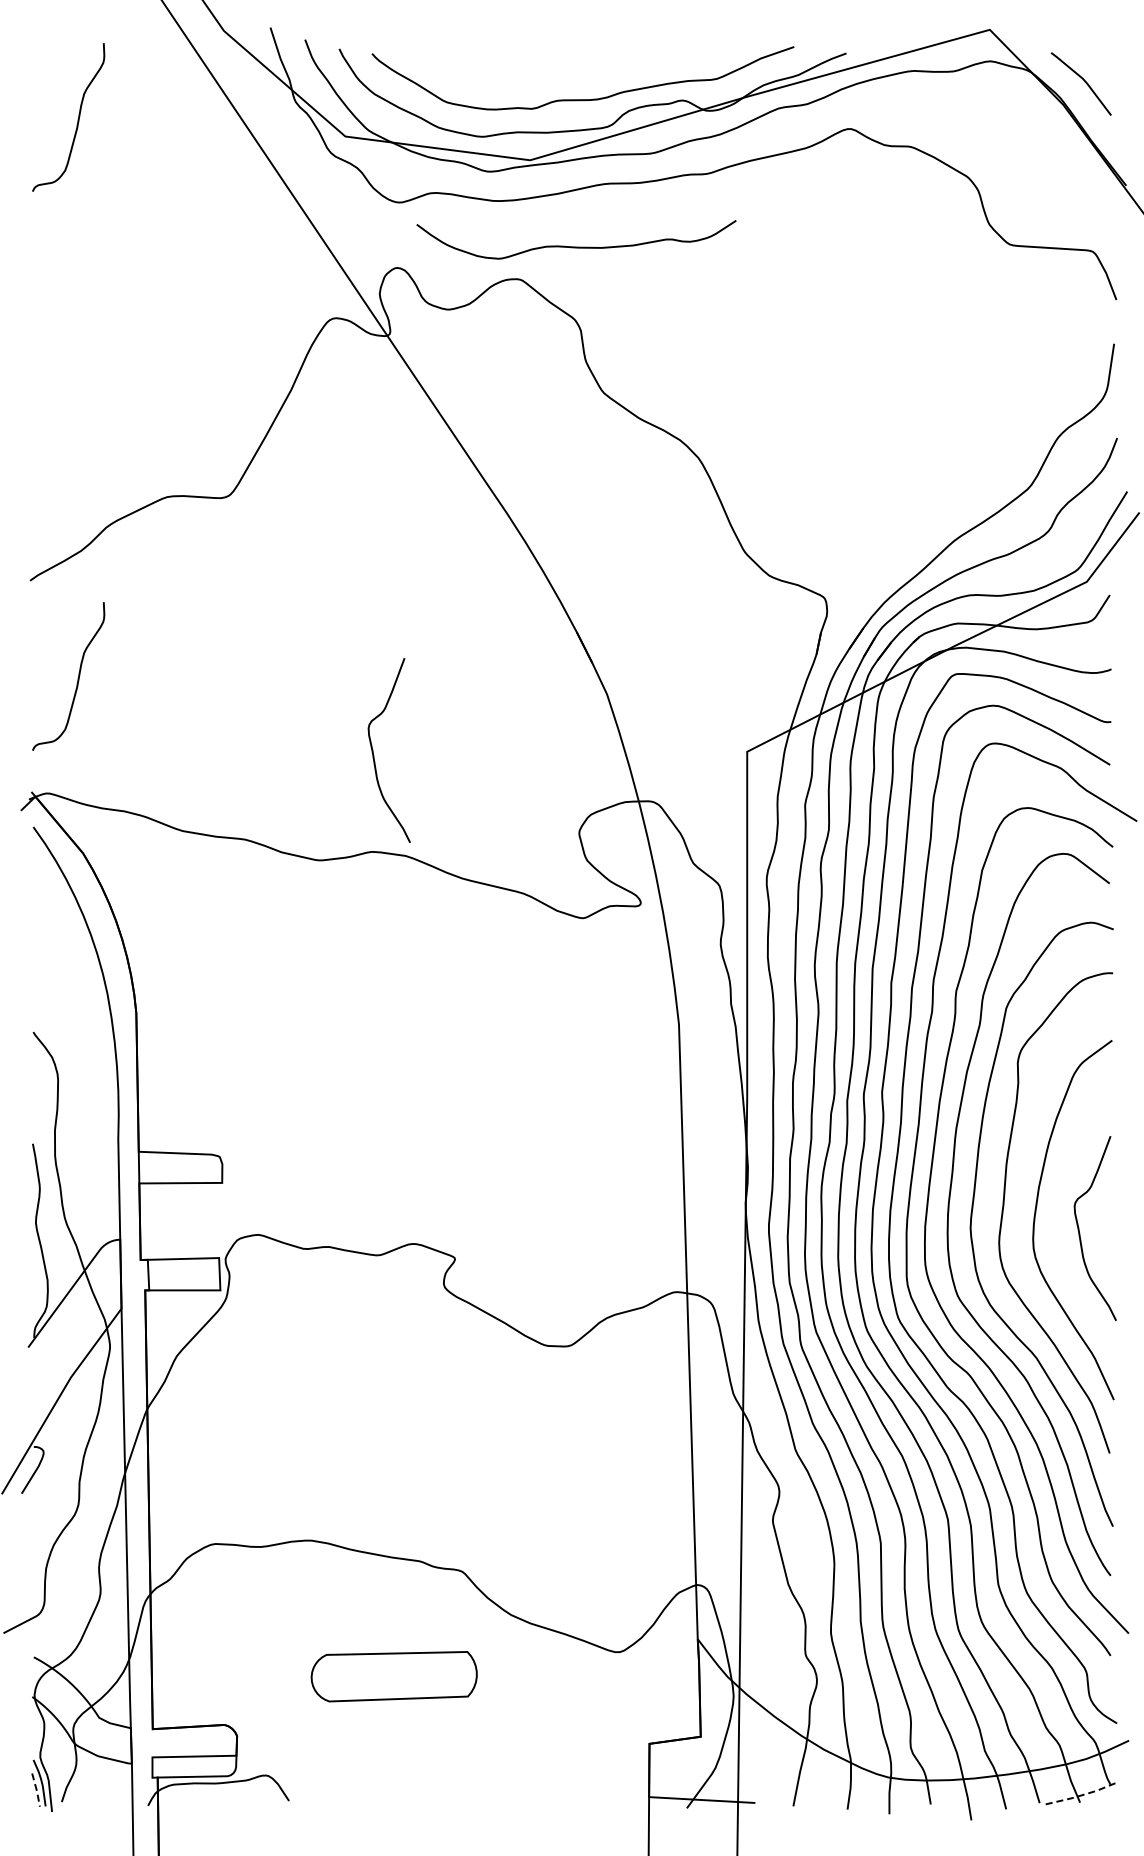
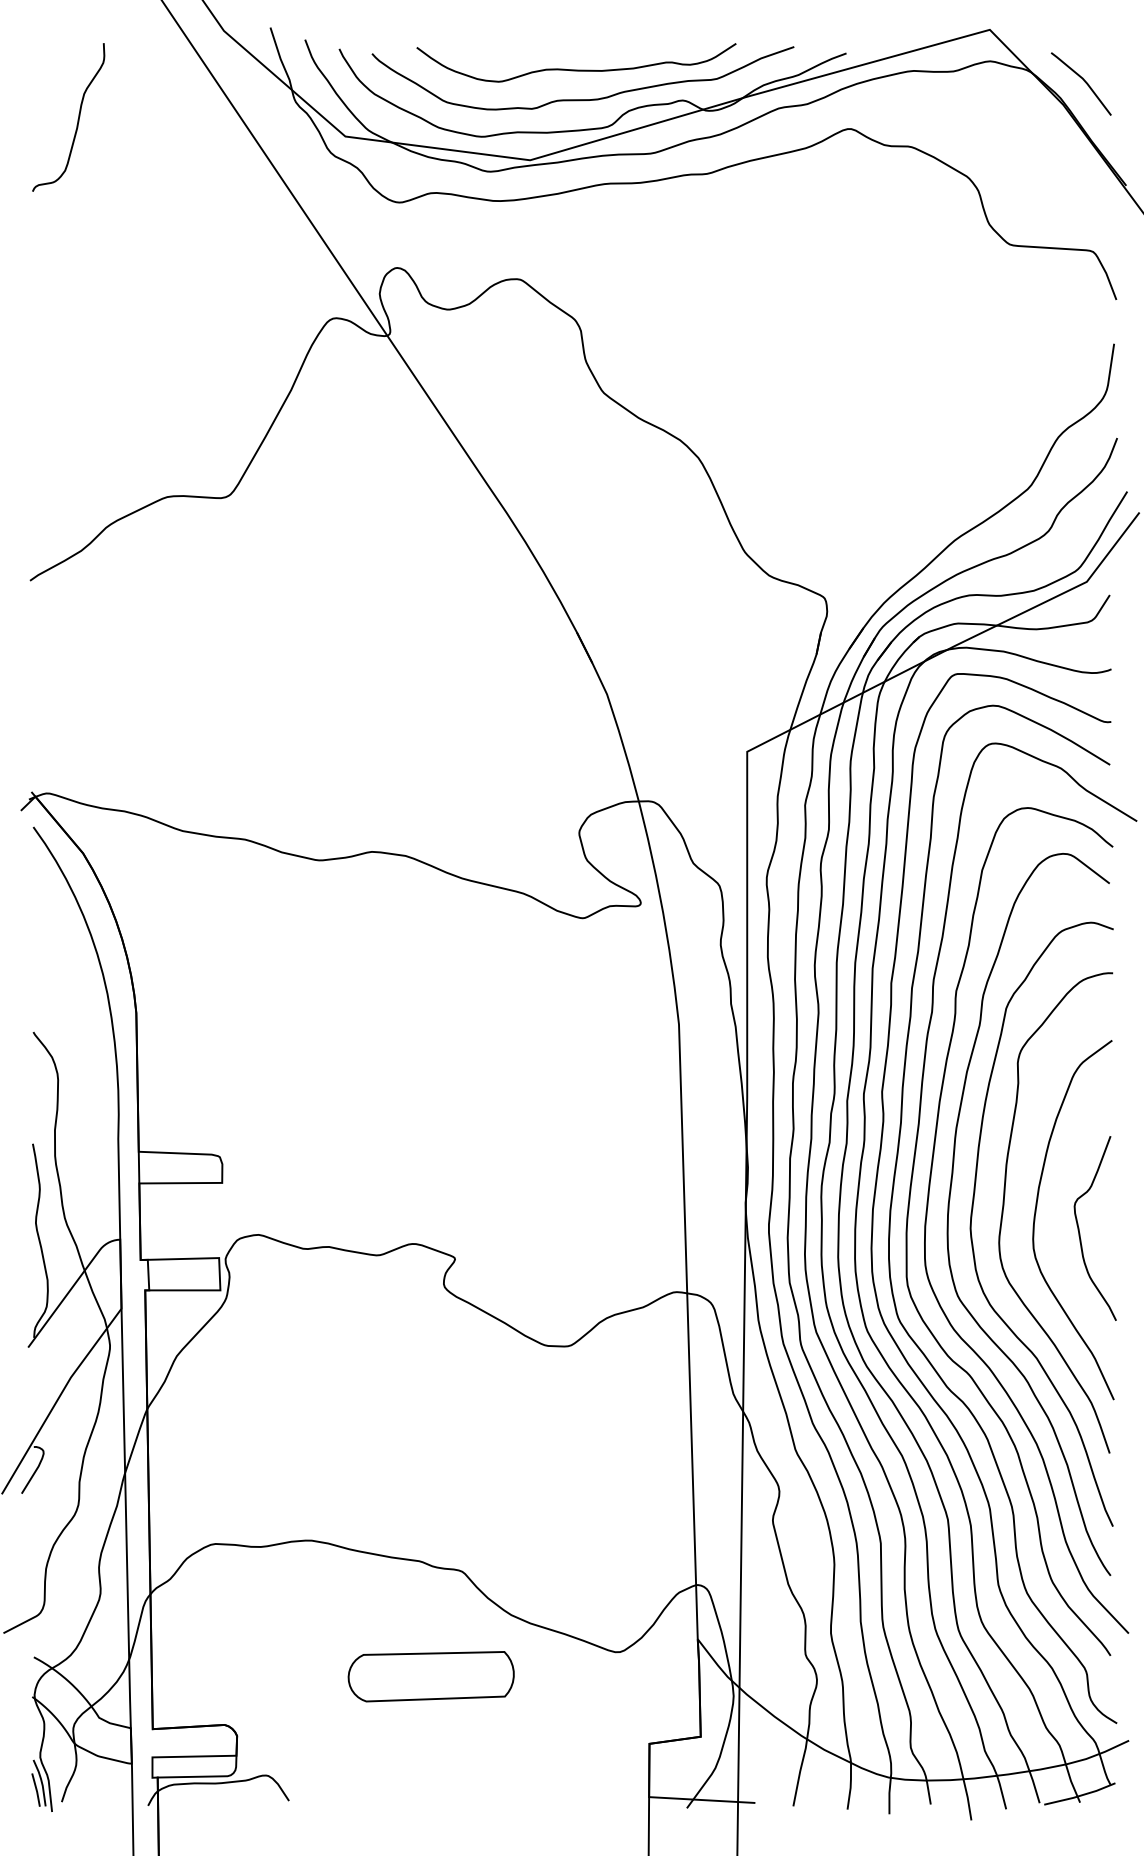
curve position: (576, 246) -> (576, 69) (576, 69)
curve: present -> none (77, 678)
curve: present -> none (374, 755)
part position: (393, 1676) -> (430, 1676) (430, 1676)
line: dashed -> solid (36, 1790)
line: dashed -> solid (1080, 1795)
